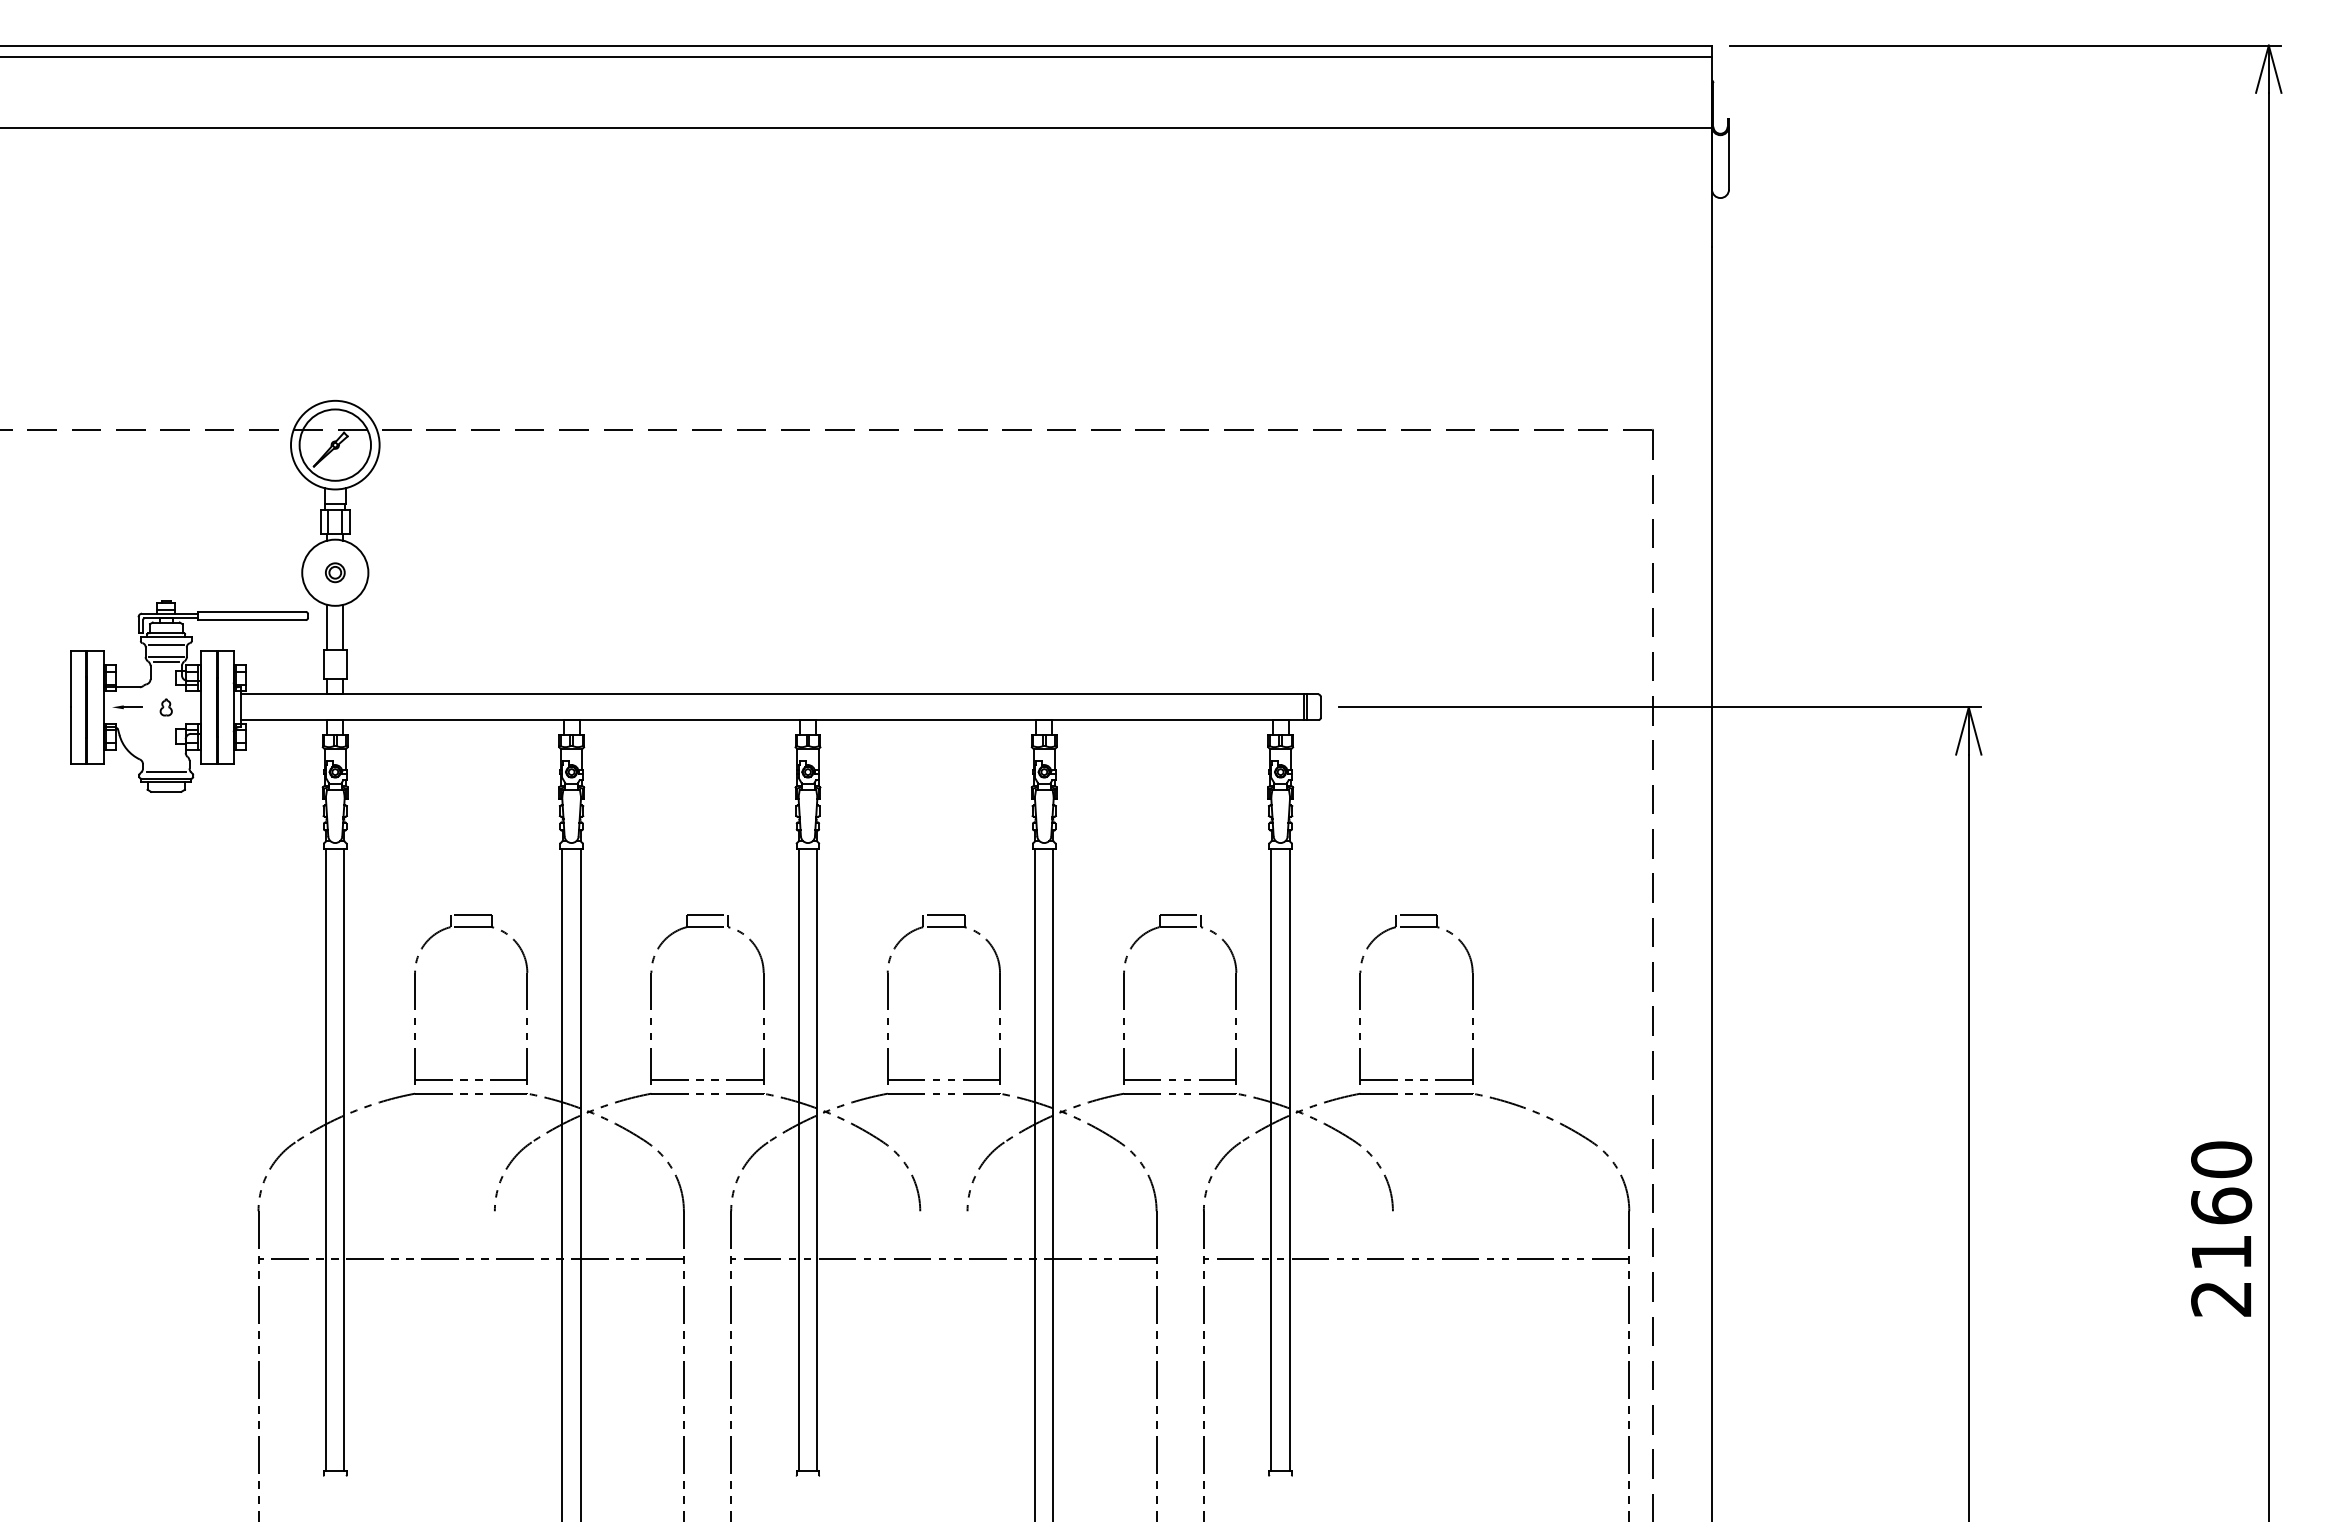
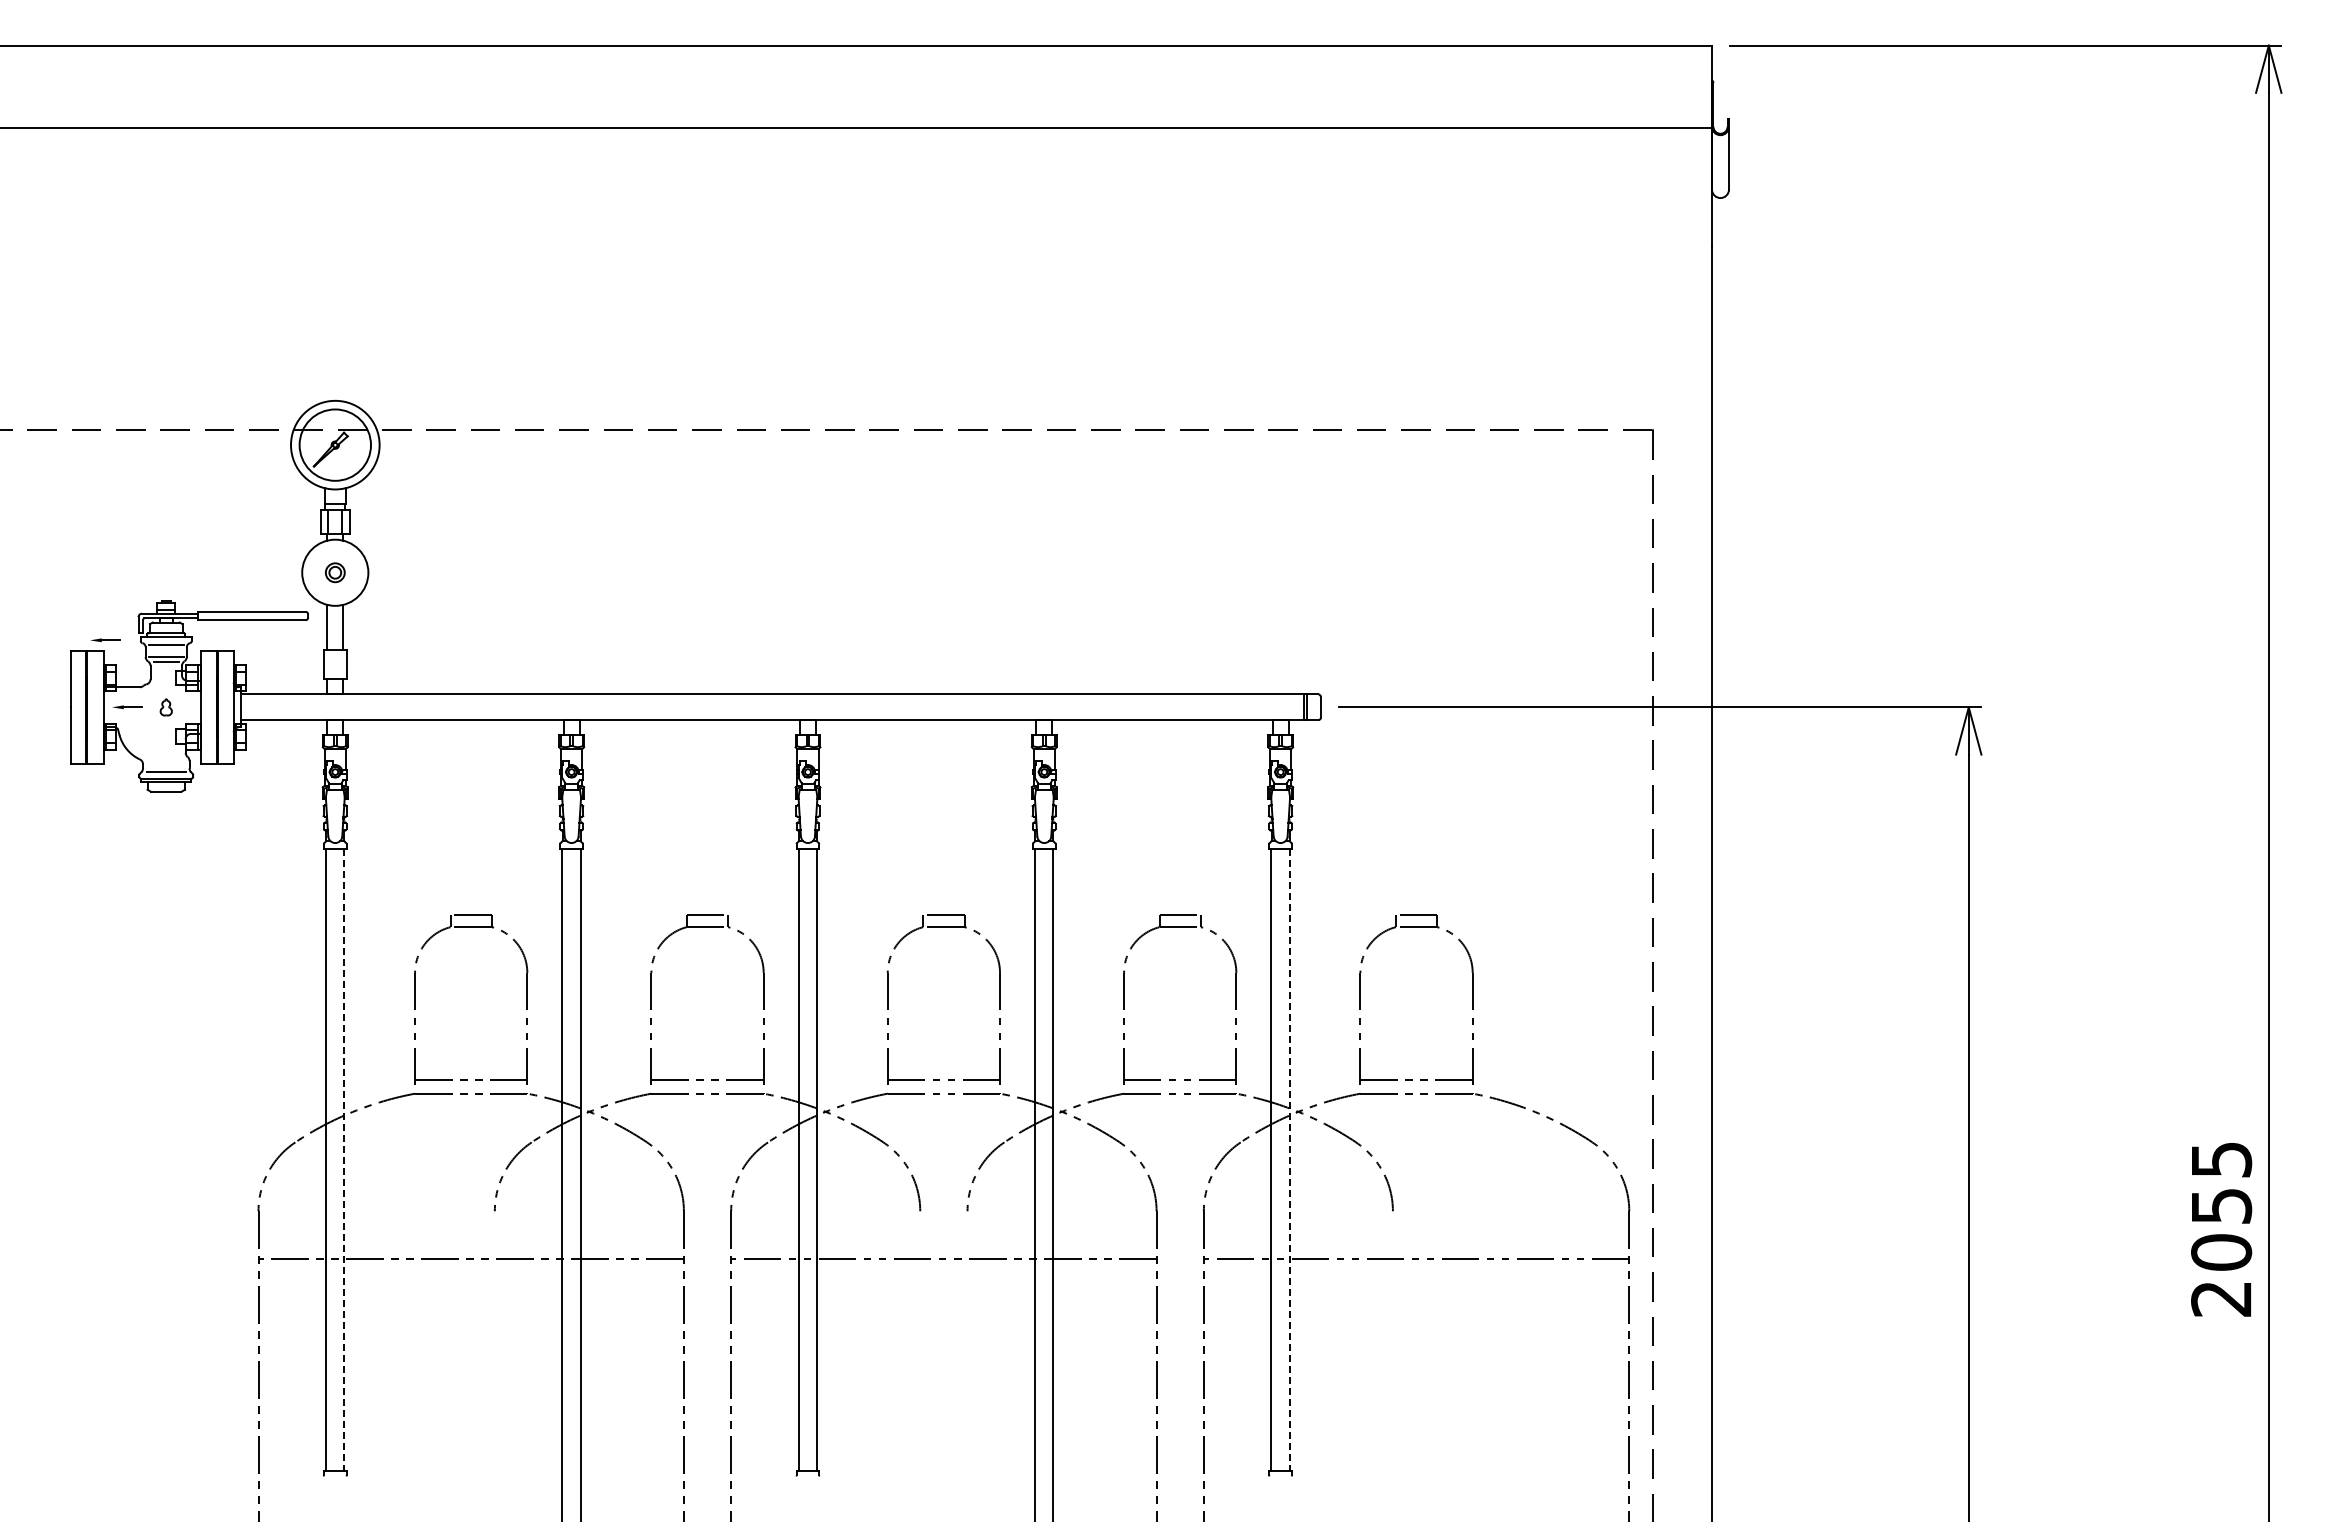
line: present -> none (856, 57)
part: none -> present (105, 640)
line: solid -> dashed (344, 1159)
line: solid -> dashed (1289, 1159)
text: 2160 -> 2055 (2221, 1205)
